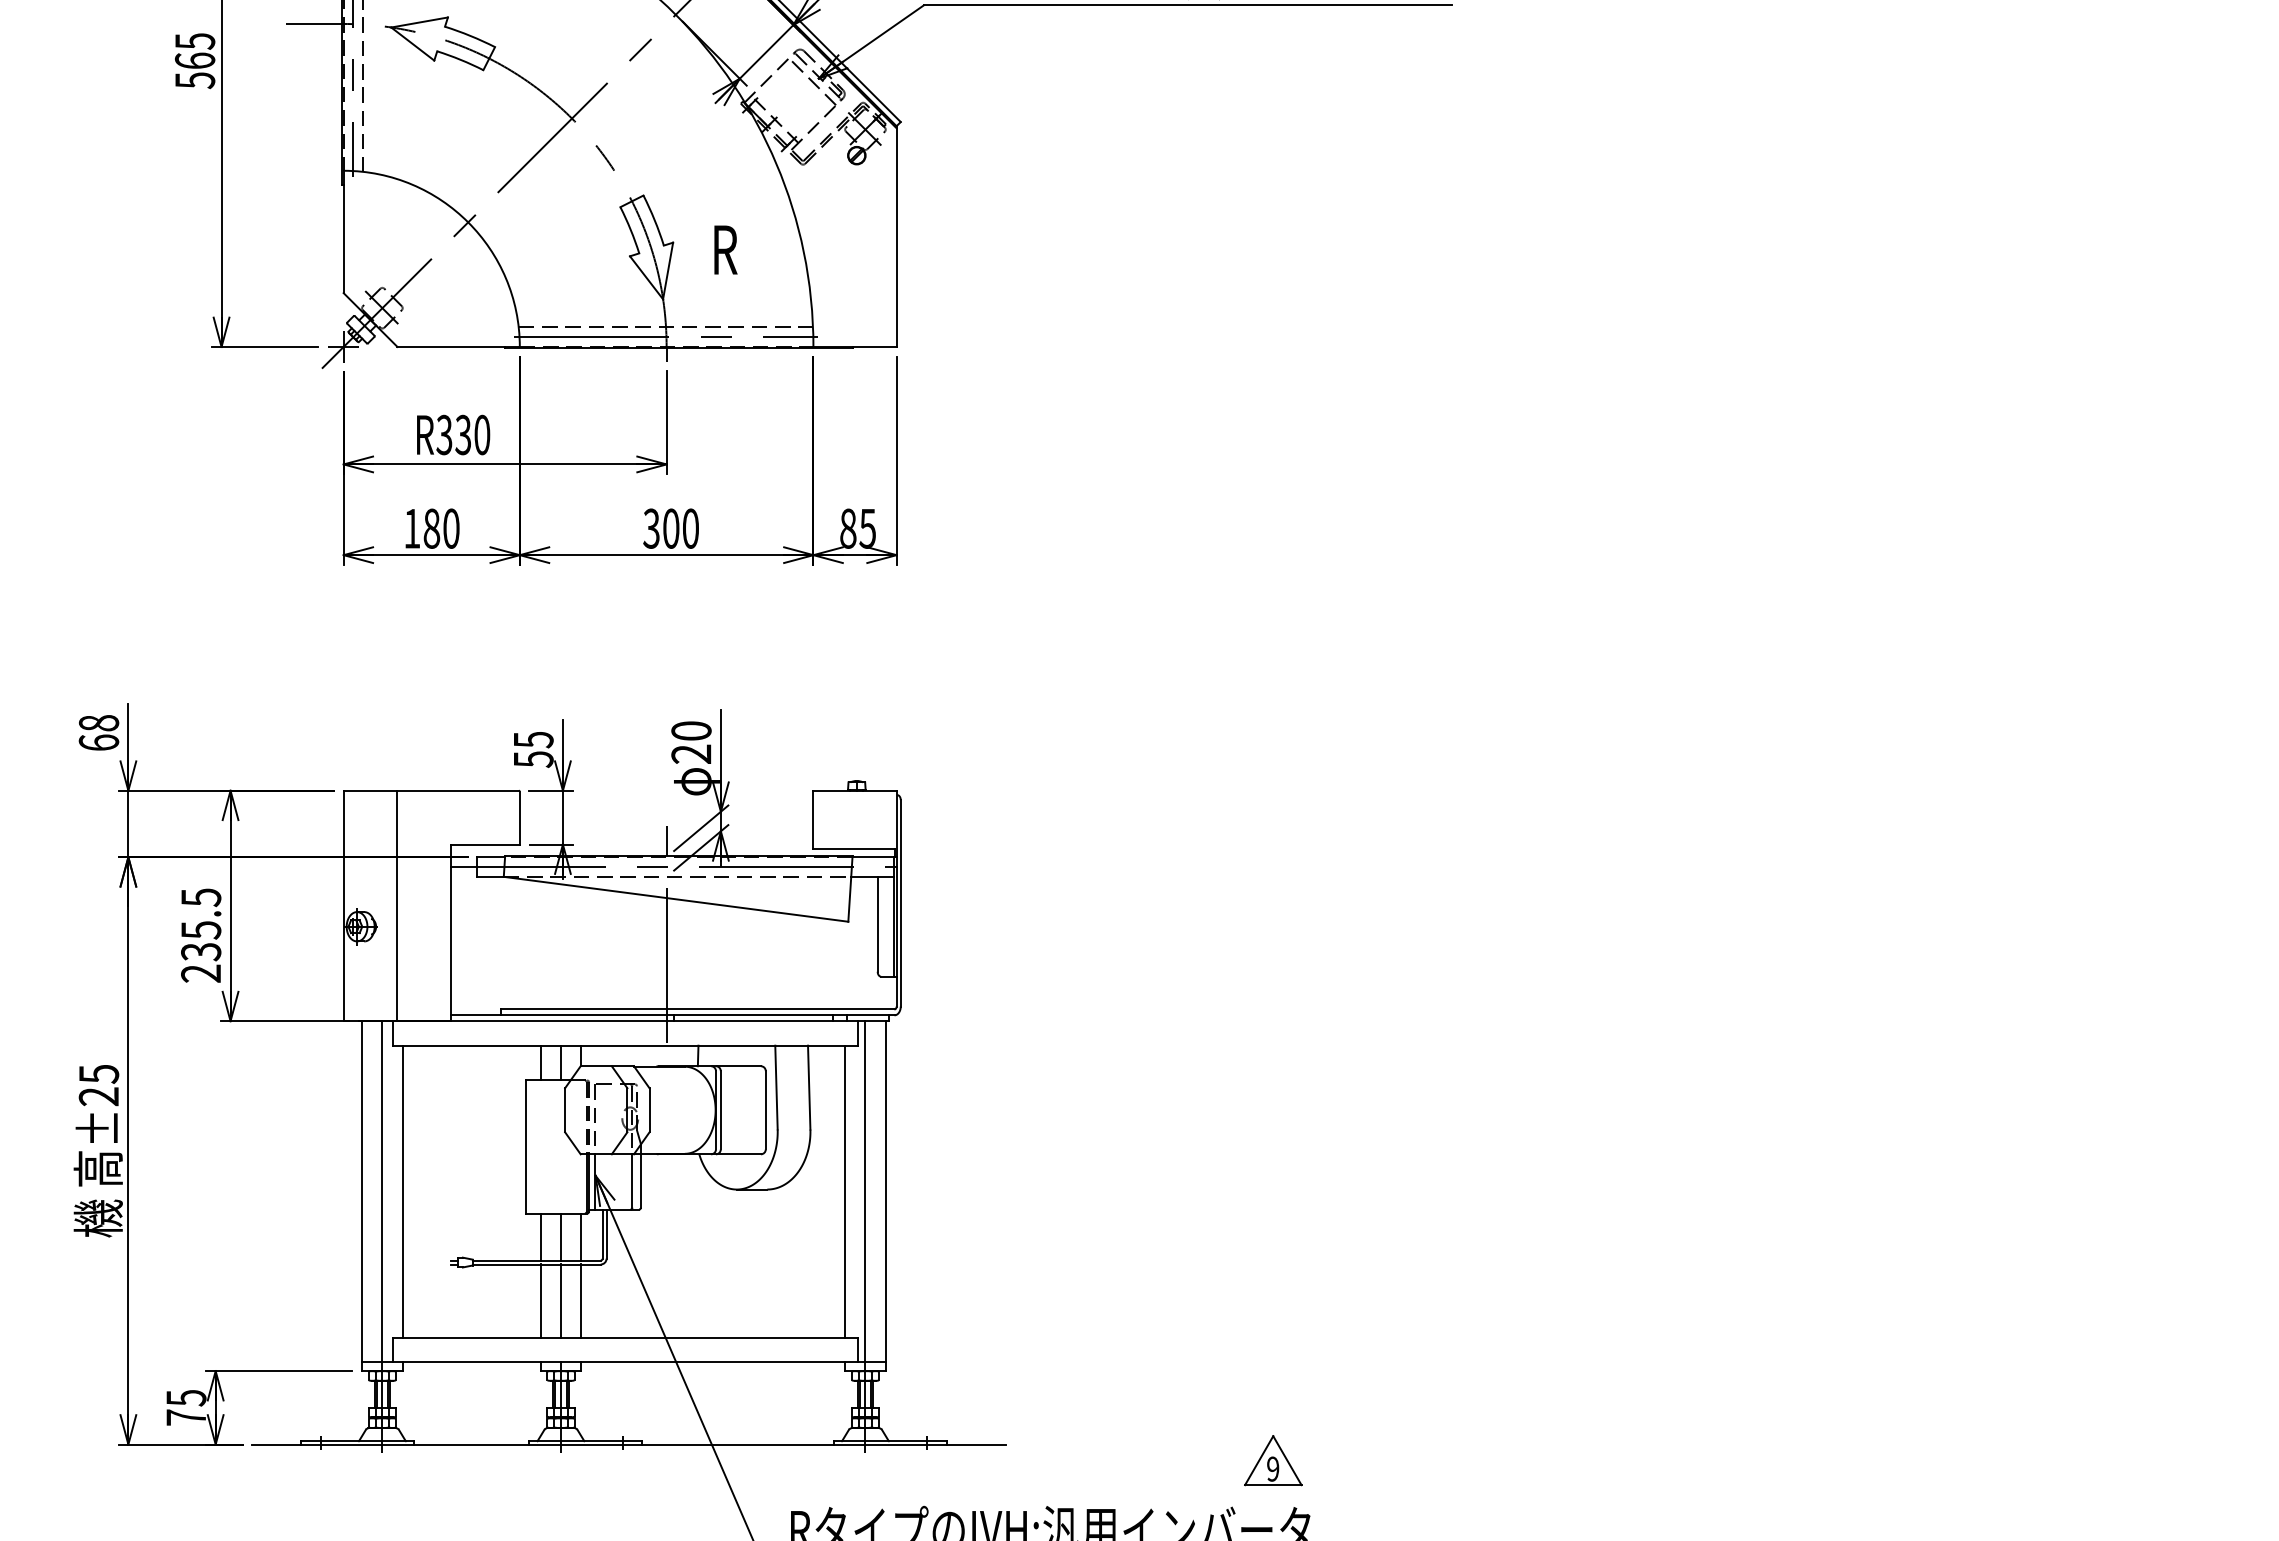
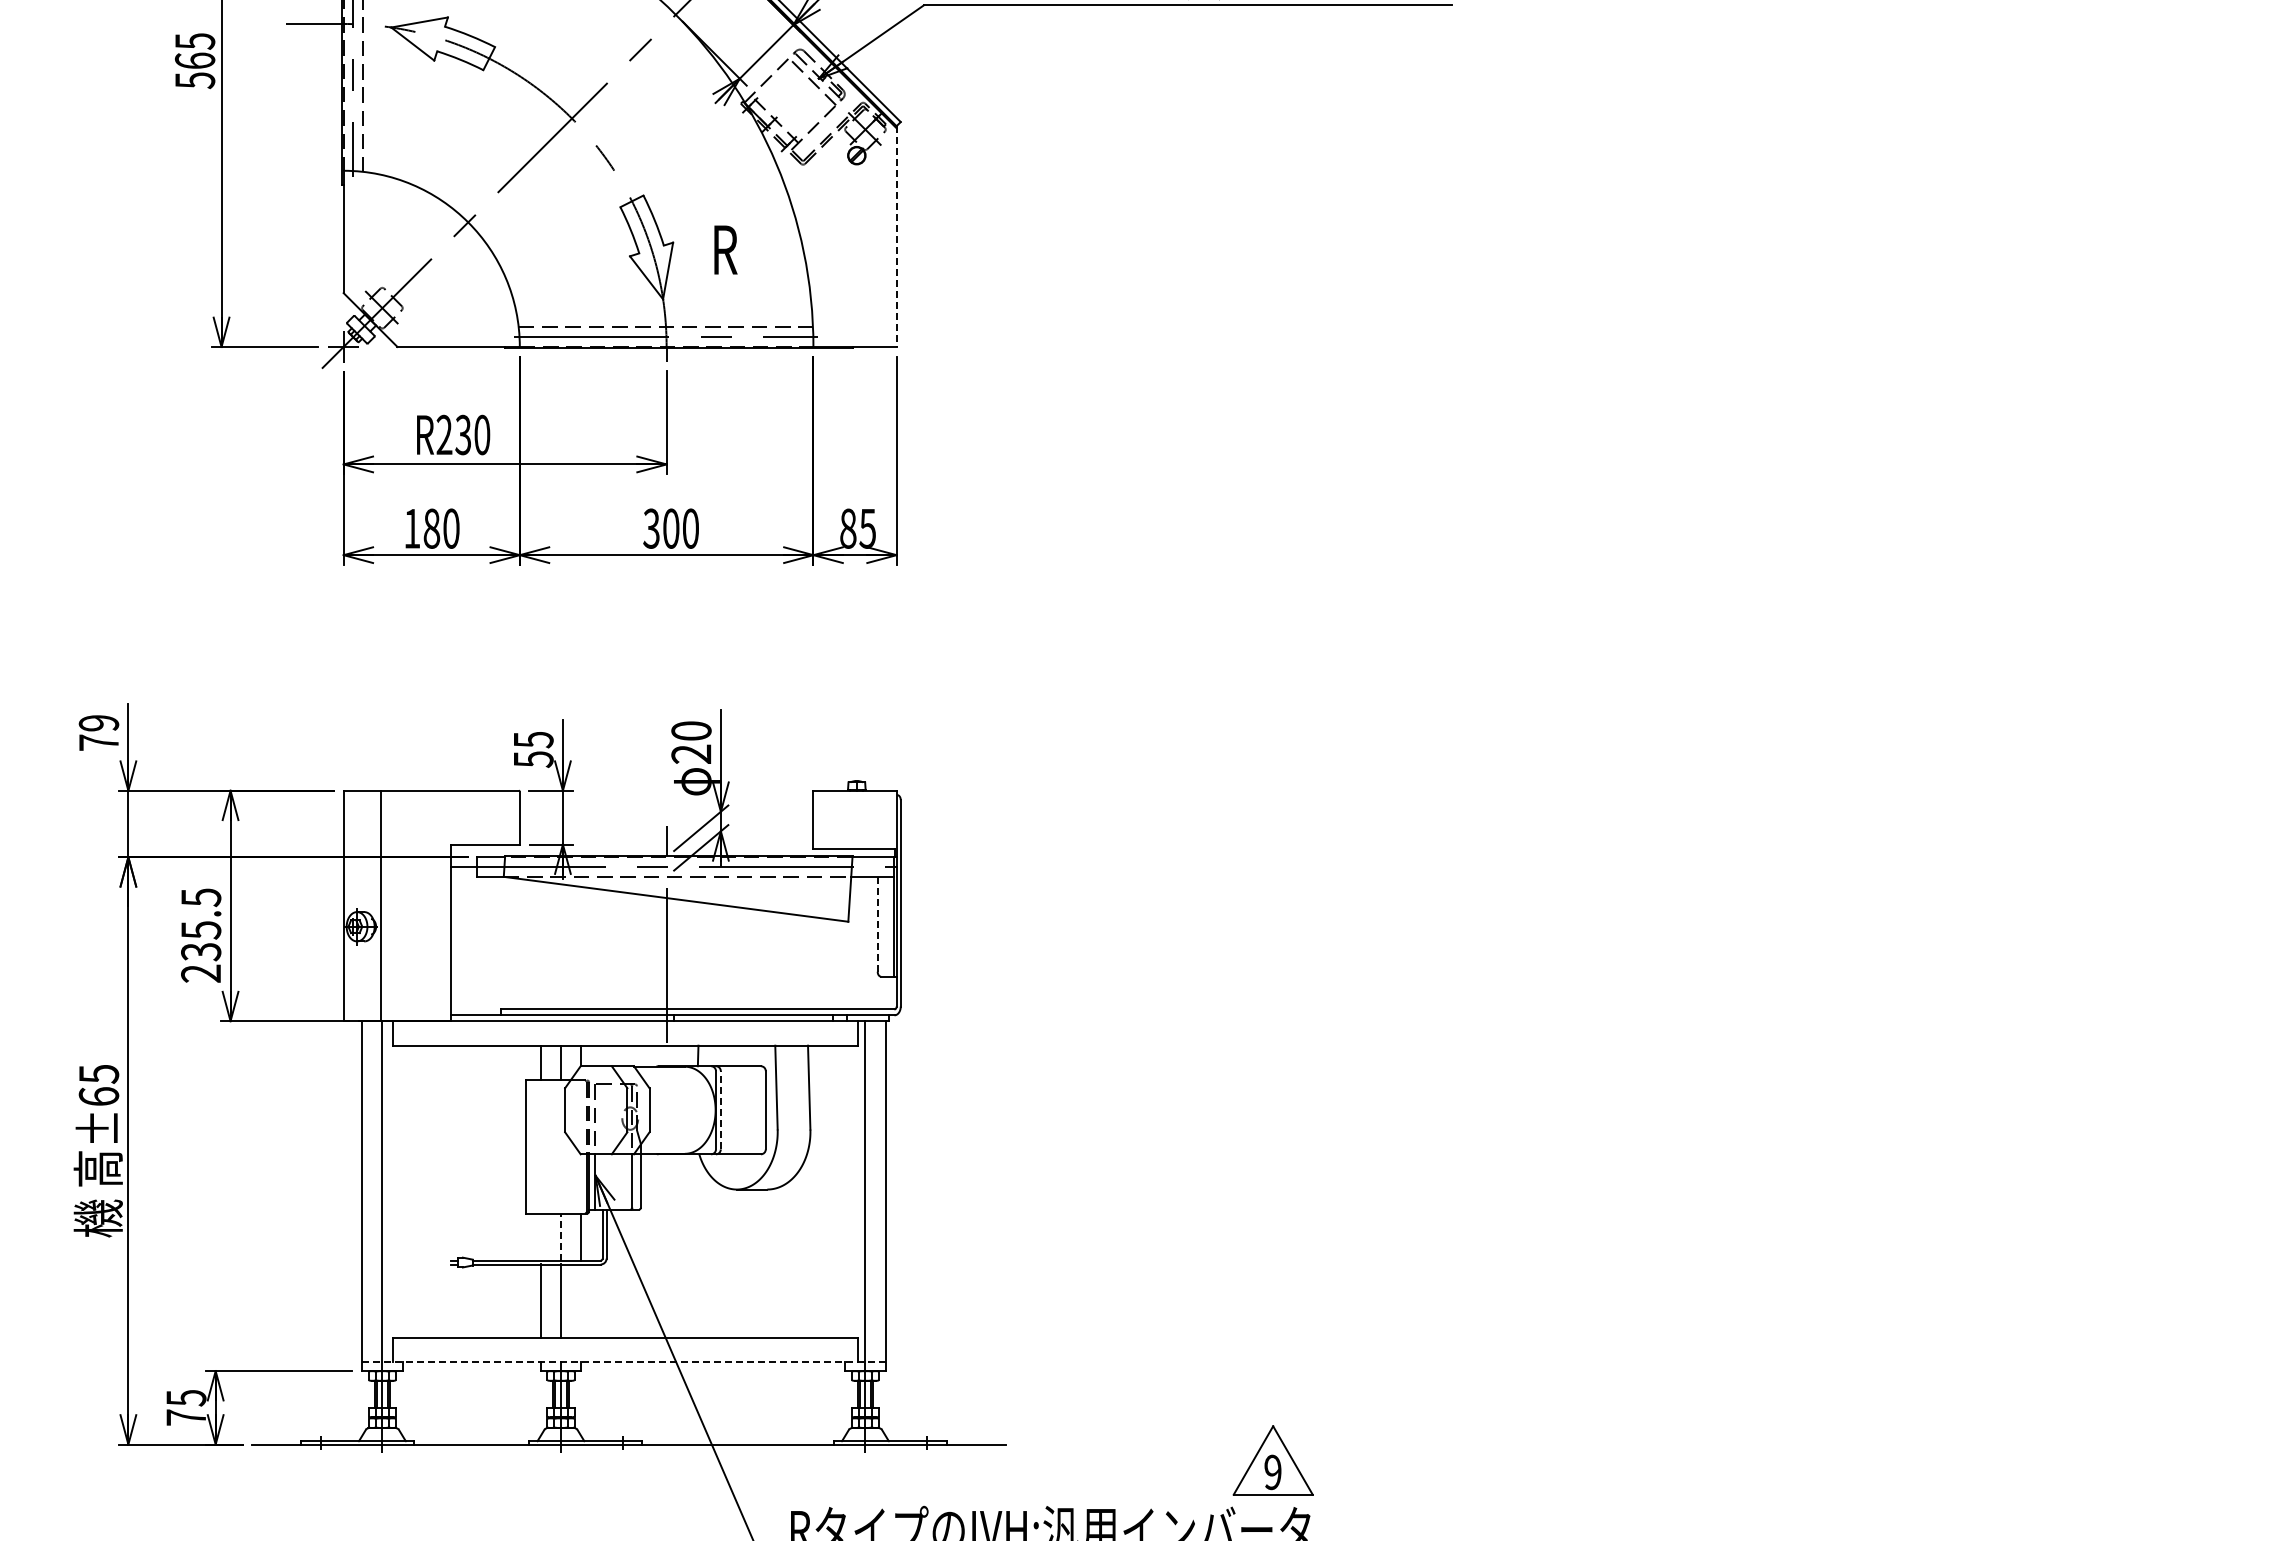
line: solid -> dashed (896, 237)
text: R330 -> R230 (444, 435)
text: 68 -> 79 (98, 732)
line position: (397, 905) -> (381, 905) (381, 905)
line: solid -> dashed (877, 924)
text: ±25 -> ±65 (98, 1096)
line: solid -> dashed (720, 1109)
line: present -> none (402, 1191)
line: present -> none (845, 1191)
line: present -> none (540, 1236)
line: solid -> dashed (560, 1237)
line: present -> none (581, 1300)
line: solid -> dashed (623, 1362)
part size: 59x52 px -> 82x71 px (1272, 1460)
